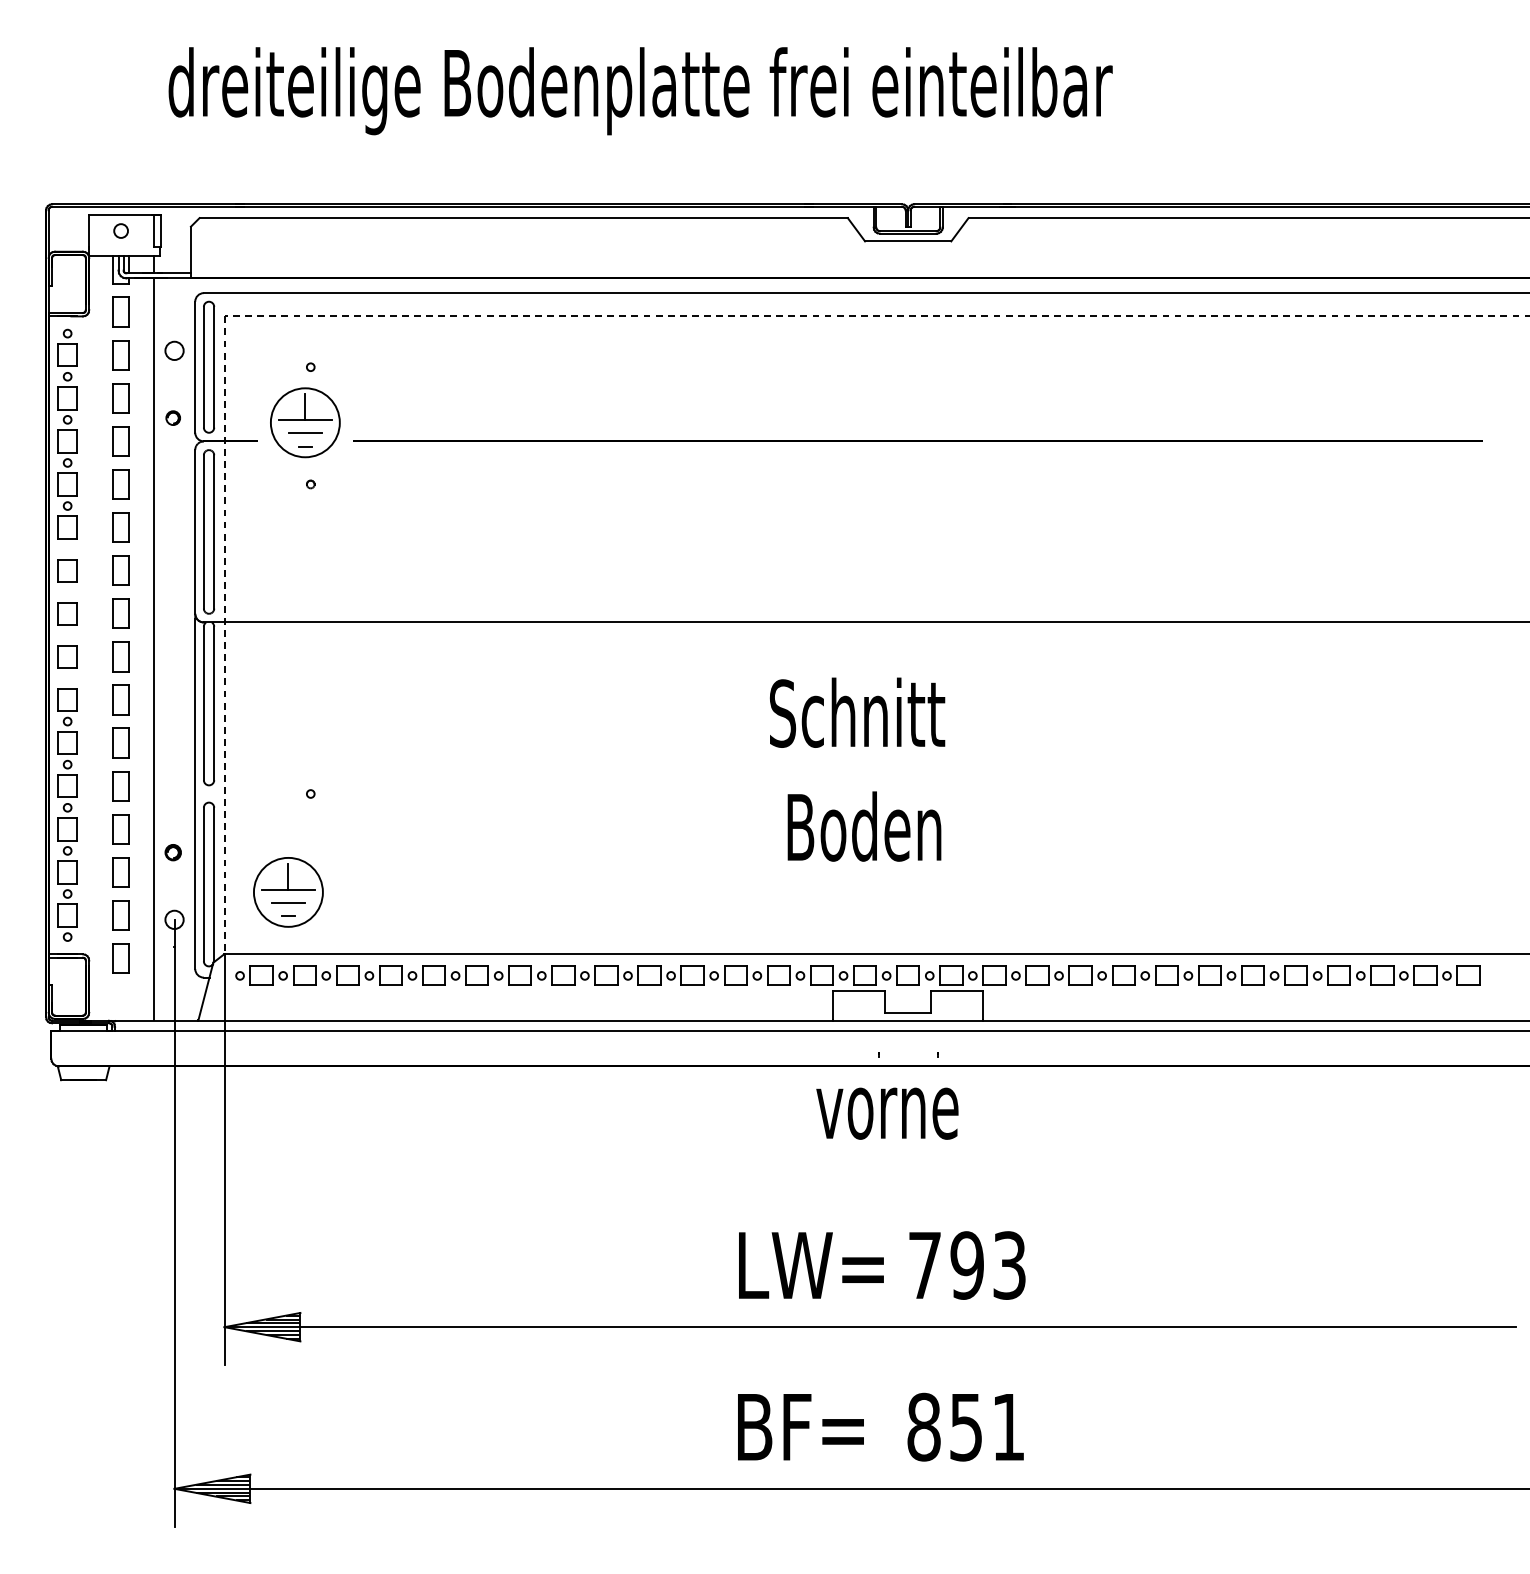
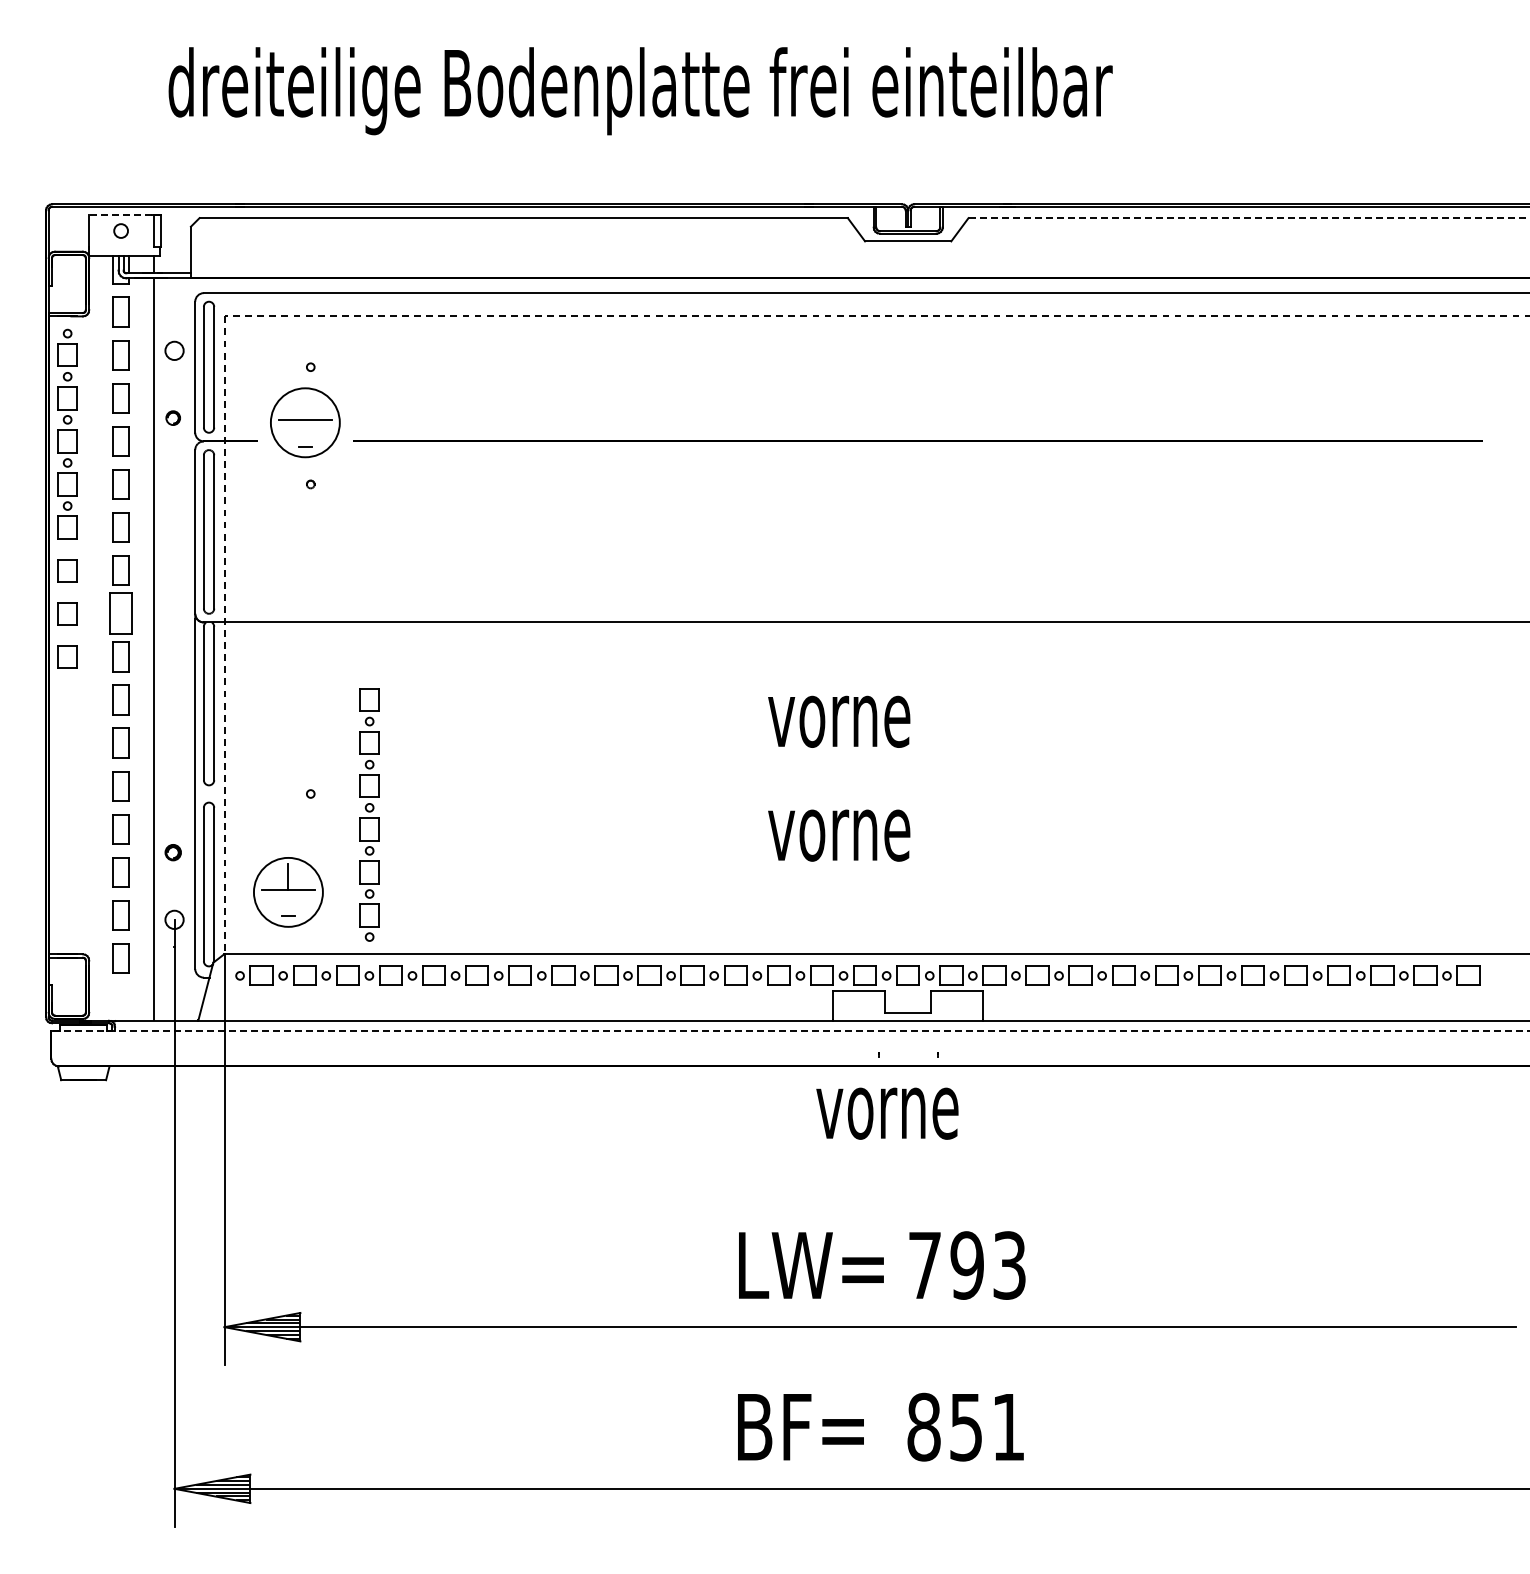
line: solid -> dashed (120, 214)
line: solid -> dashed (1249, 218)
line: present -> none (305, 406)
line: present -> none (305, 433)
part size: 18x31 px -> 24x43 px (120, 613)
text: Schnitt -> vorne (856, 712)
part position: (67, 814) -> (369, 814) (369, 814)
text: Boden -> vorne (854, 826)
line: present -> none (288, 903)
line: solid -> dashed (790, 1031)
